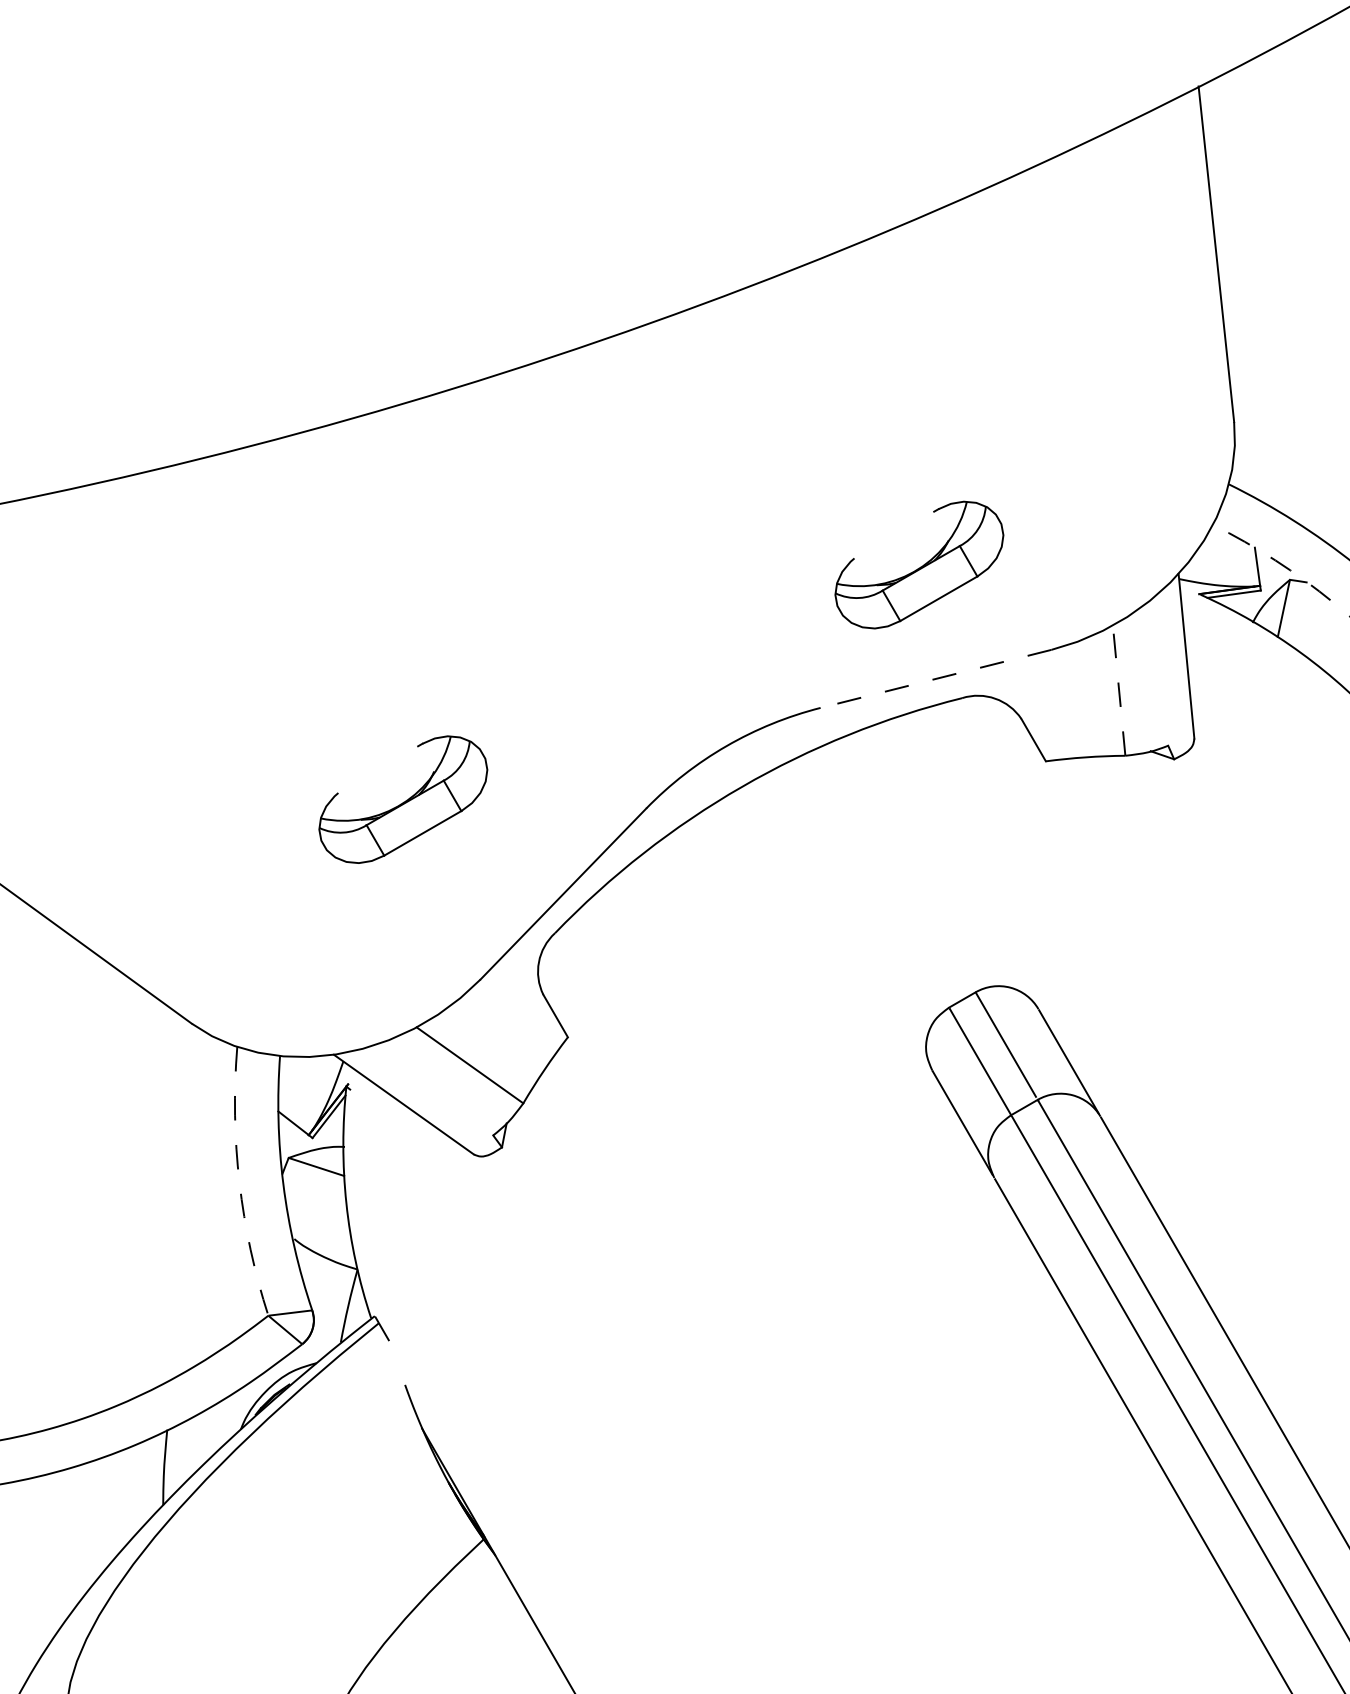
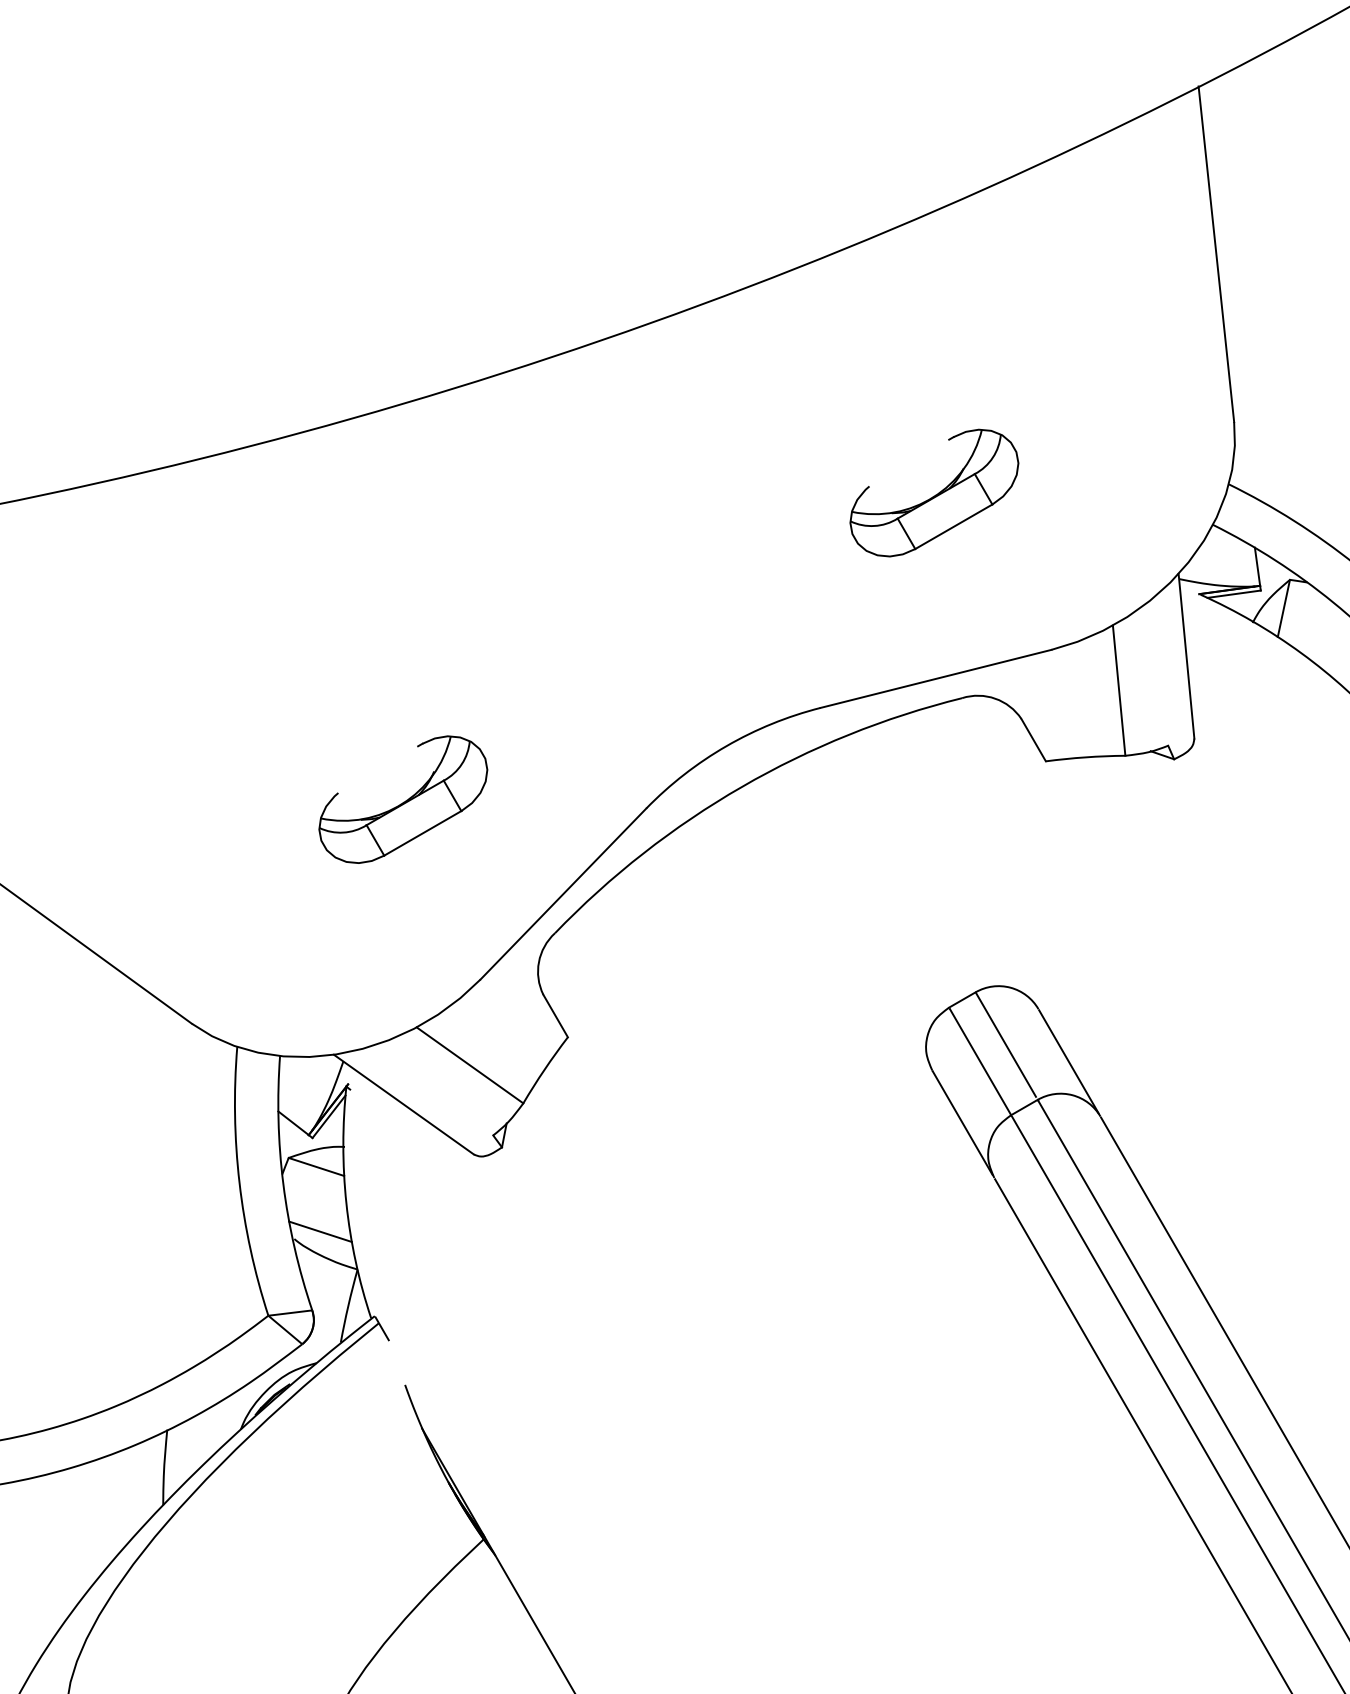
part position: (919, 564) -> (934, 492) (934, 492)
arc: dashed -> solid (1284, 566)
line: dashed -> solid (935, 679)
line: dashed -> solid (1119, 690)
arc: dashed -> solid (239, 1182)
line: none -> present (320, 1231)
